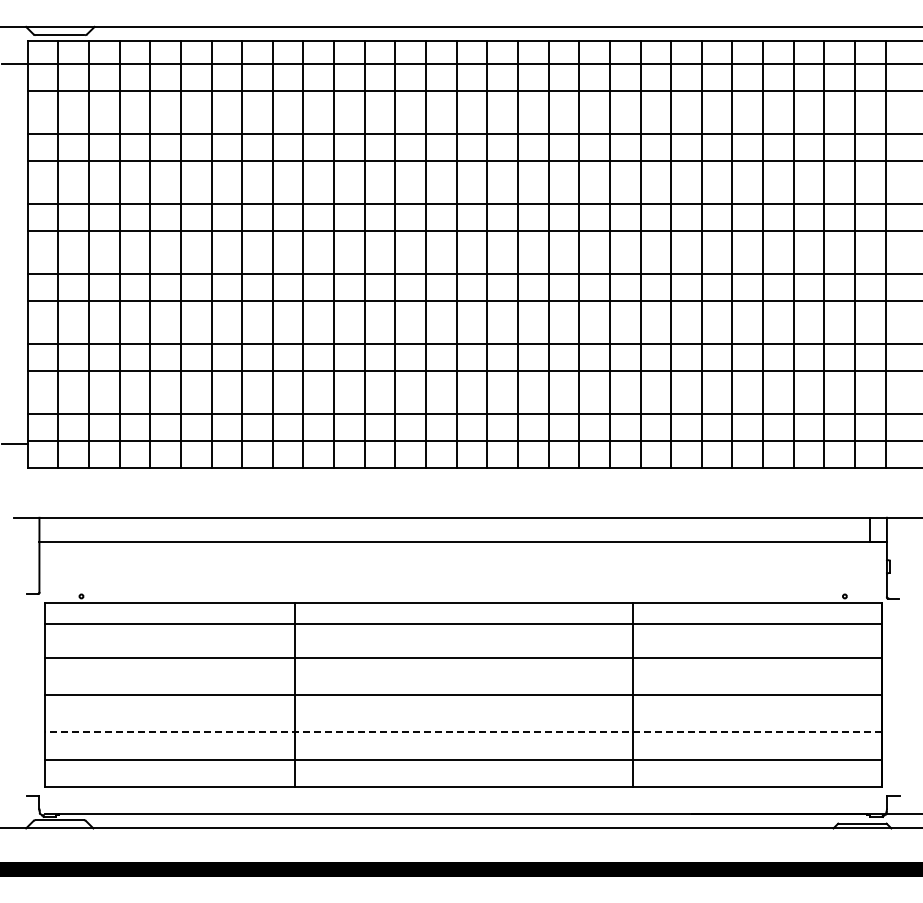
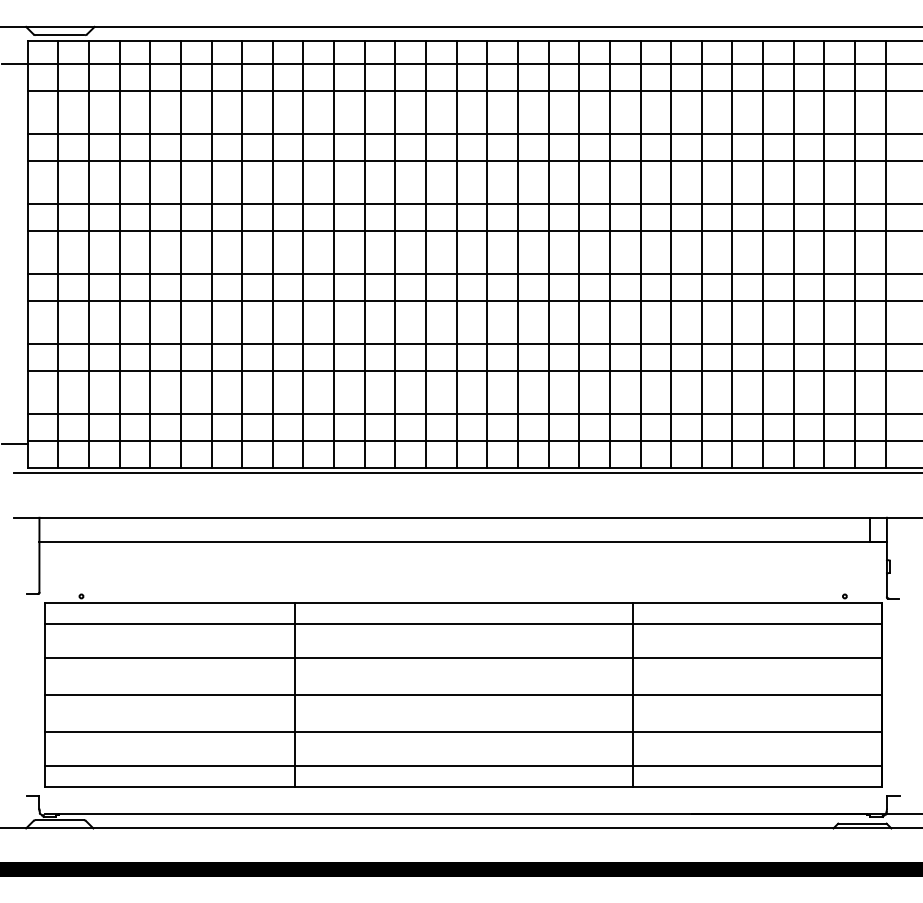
line: none -> present (466, 472)
line: dashed -> solid (463, 731)
line position: (462, 759) -> (462, 765) (462, 765)
